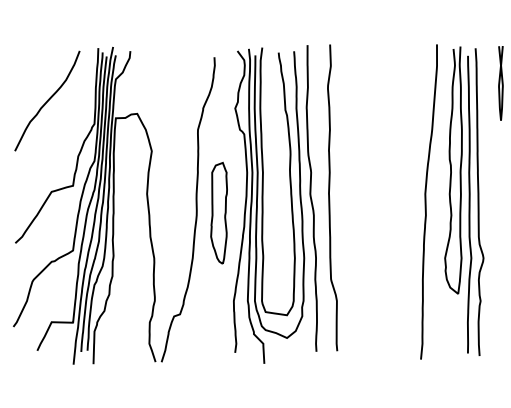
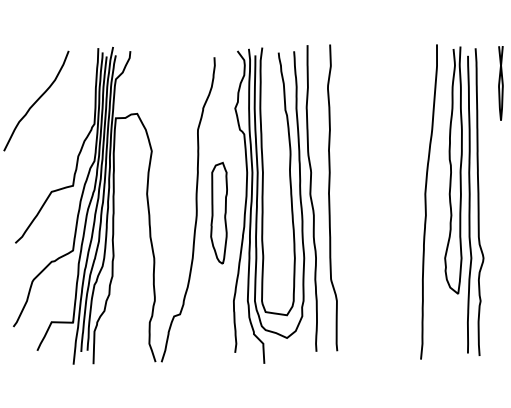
curve position: (47, 100) -> (36, 100) (36, 100)
